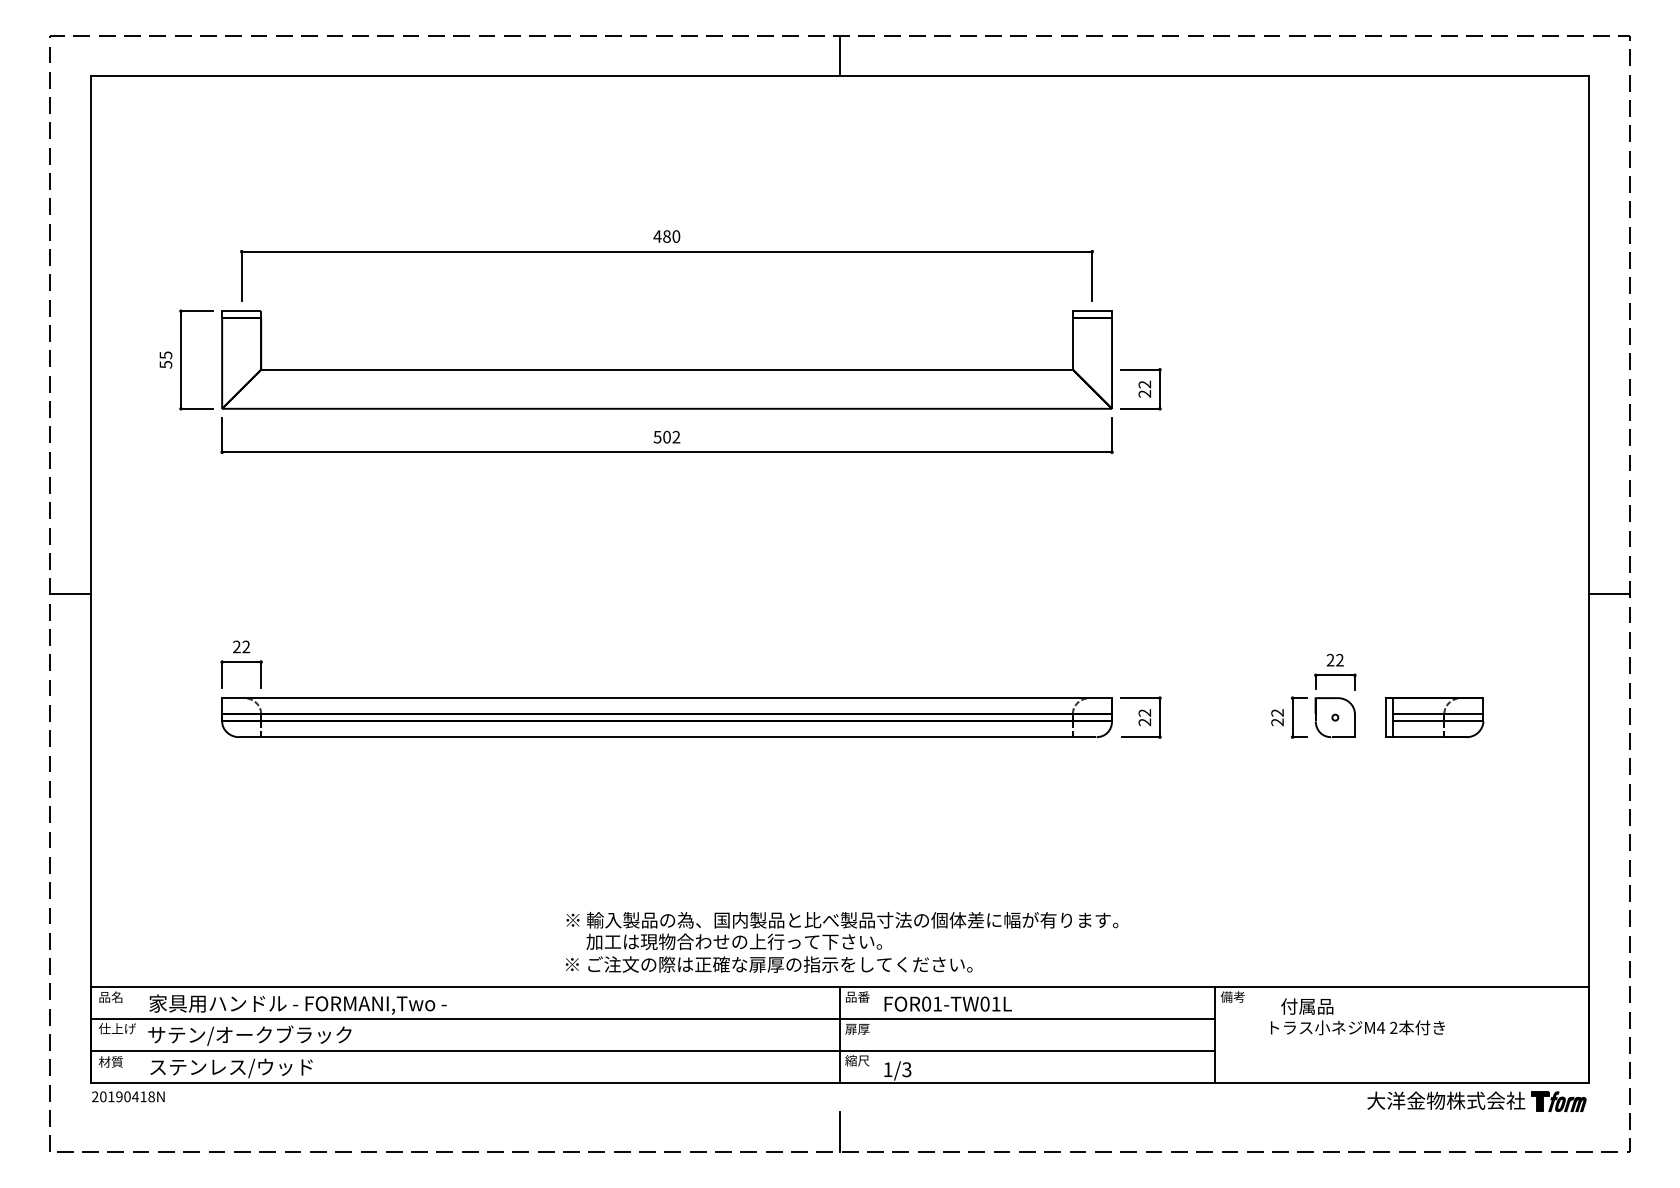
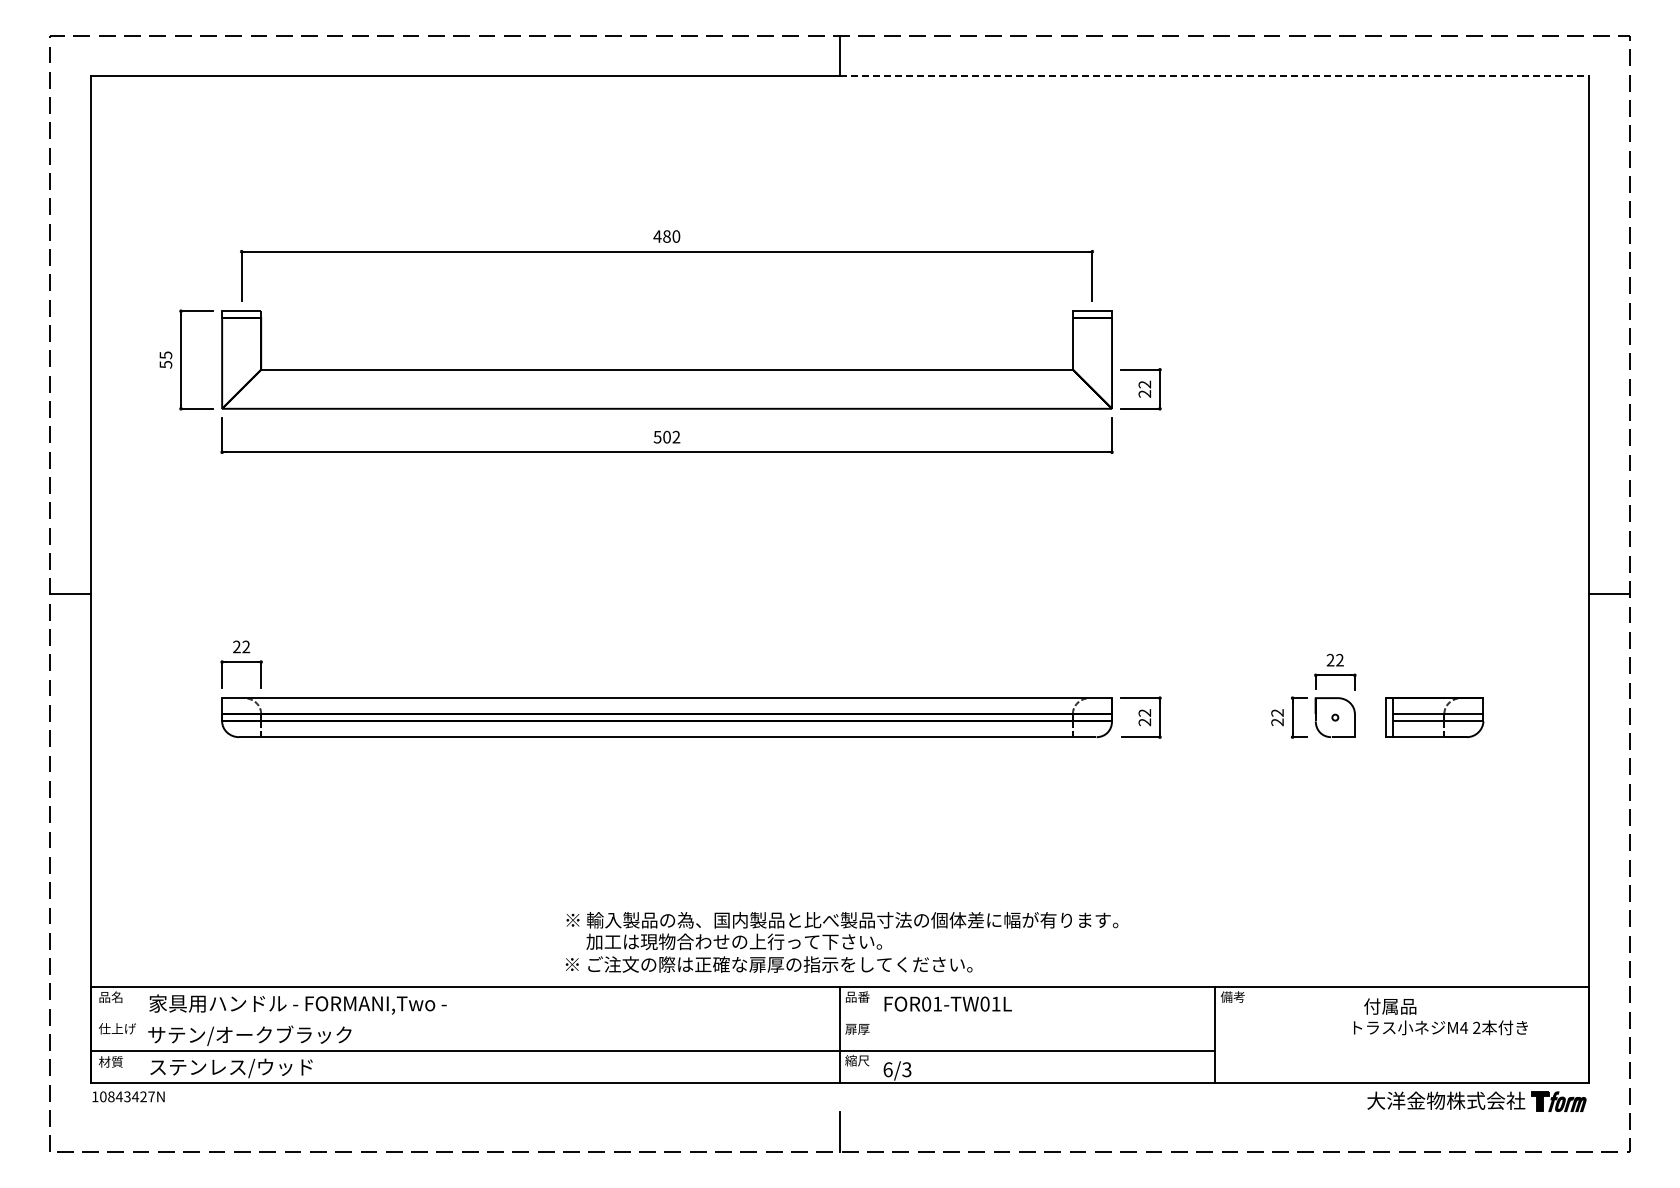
line: solid -> dashed (1214, 76)
text position: (1357, 1016) -> (1440, 1016) (1440, 1016)
line: present -> none (652, 1018)
text: 1/3 -> 6/3 (887, 1069)
text: 20190418N -> 10843427N (123, 1096)
